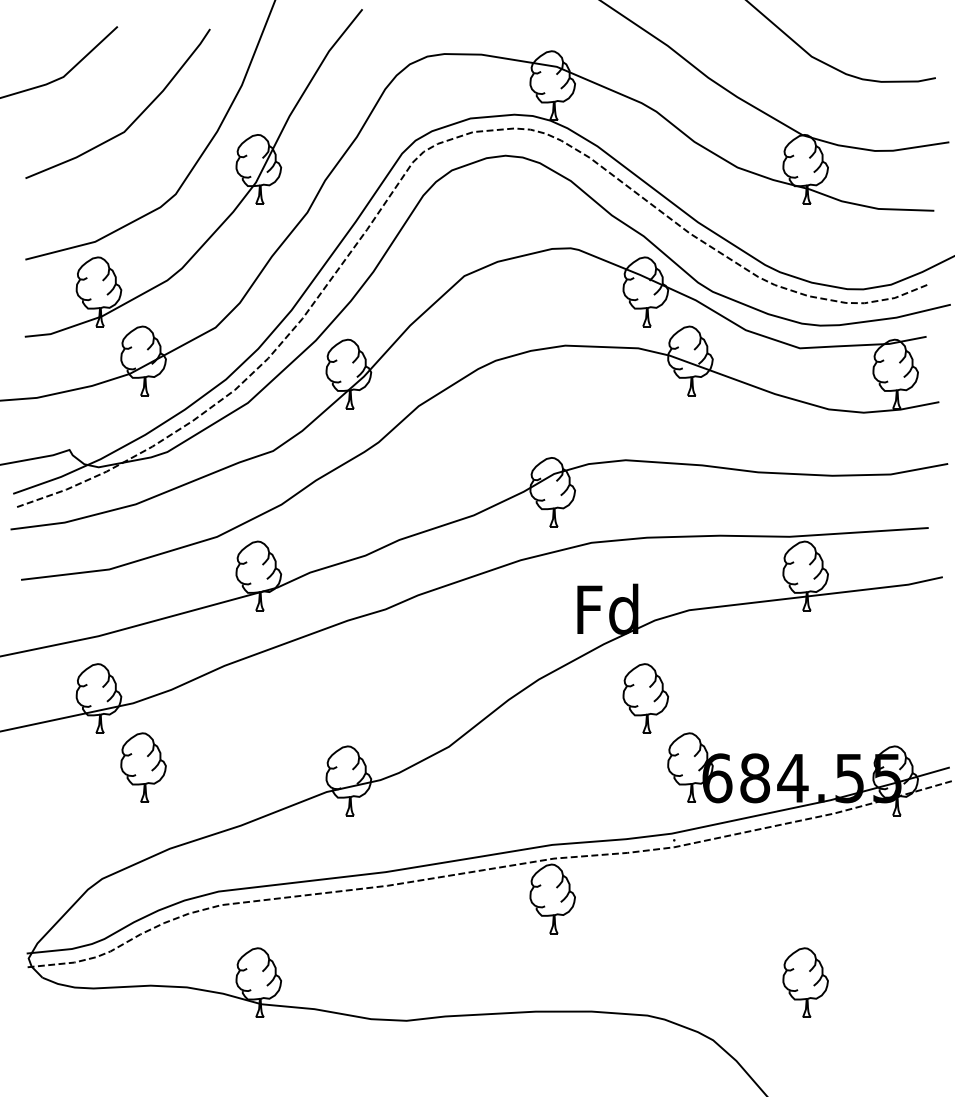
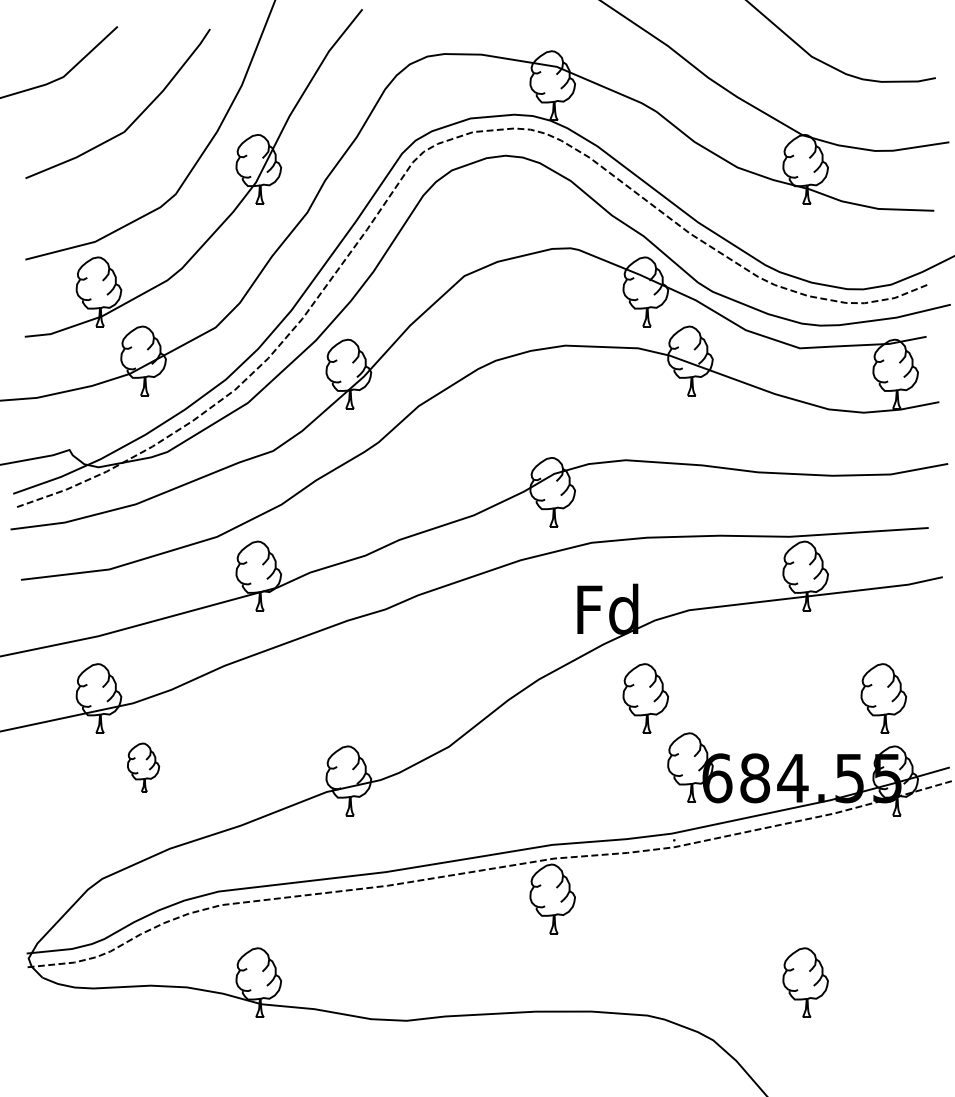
part: none -> present (883, 698)
part size: 47x71 px -> 34x51 px (143, 767)
